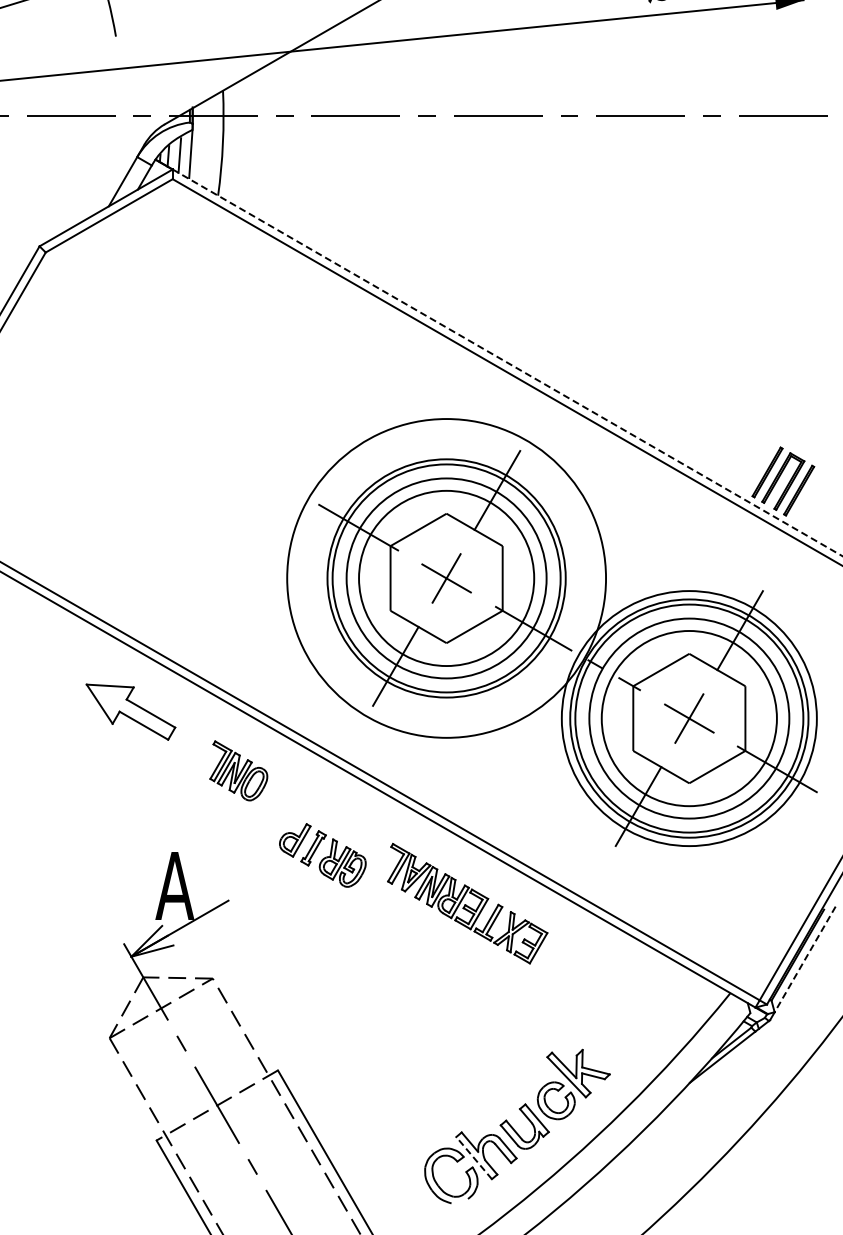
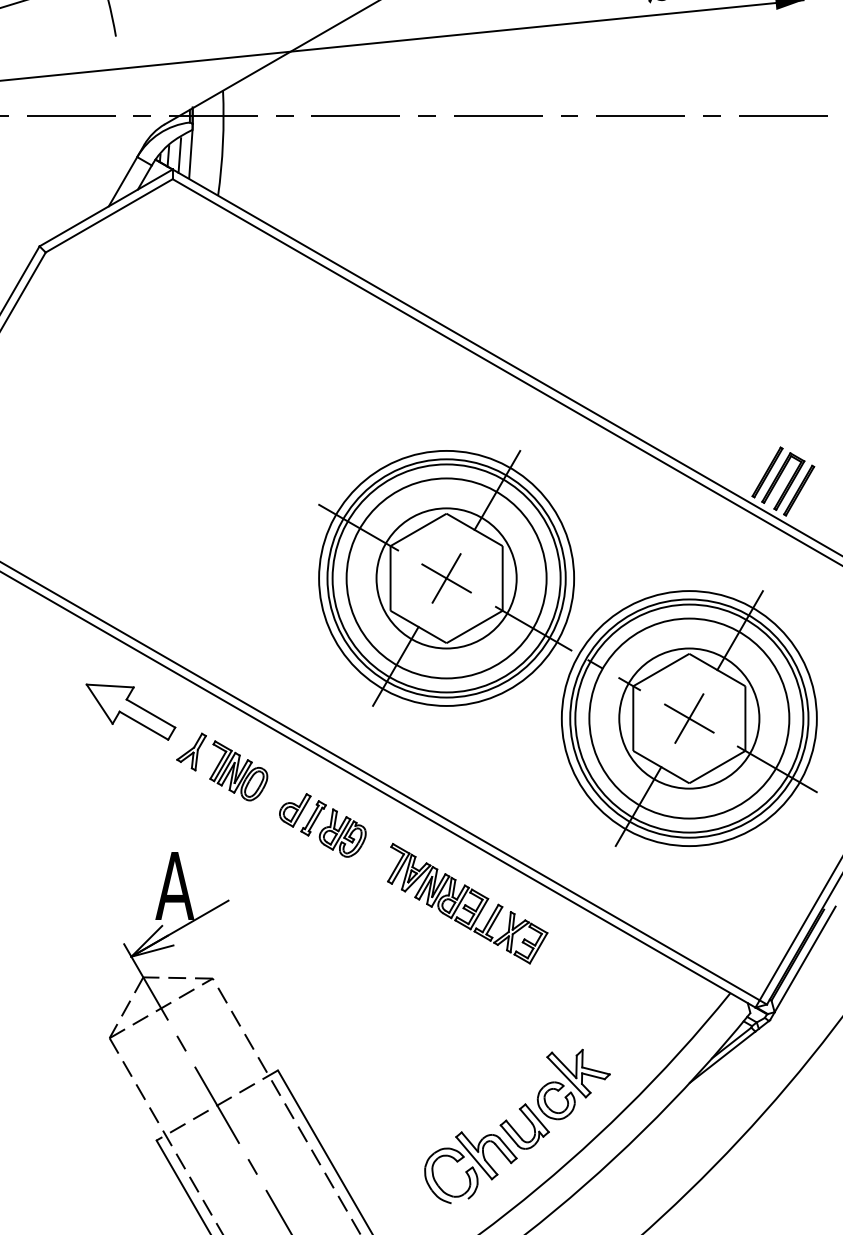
line: dashed -> solid (507, 362)
circle diameter: 175 px -> 140 px (446, 578)
circle diameter: 319 px -> 255 px (446, 577)
circle diameter: 175 px -> 140 px (689, 718)
part: none -> present (191, 751)
part position: (322, 855) -> (322, 825) (322, 825)
line: dashed -> solid (805, 959)
line: dashed -> solid (474, 1158)
